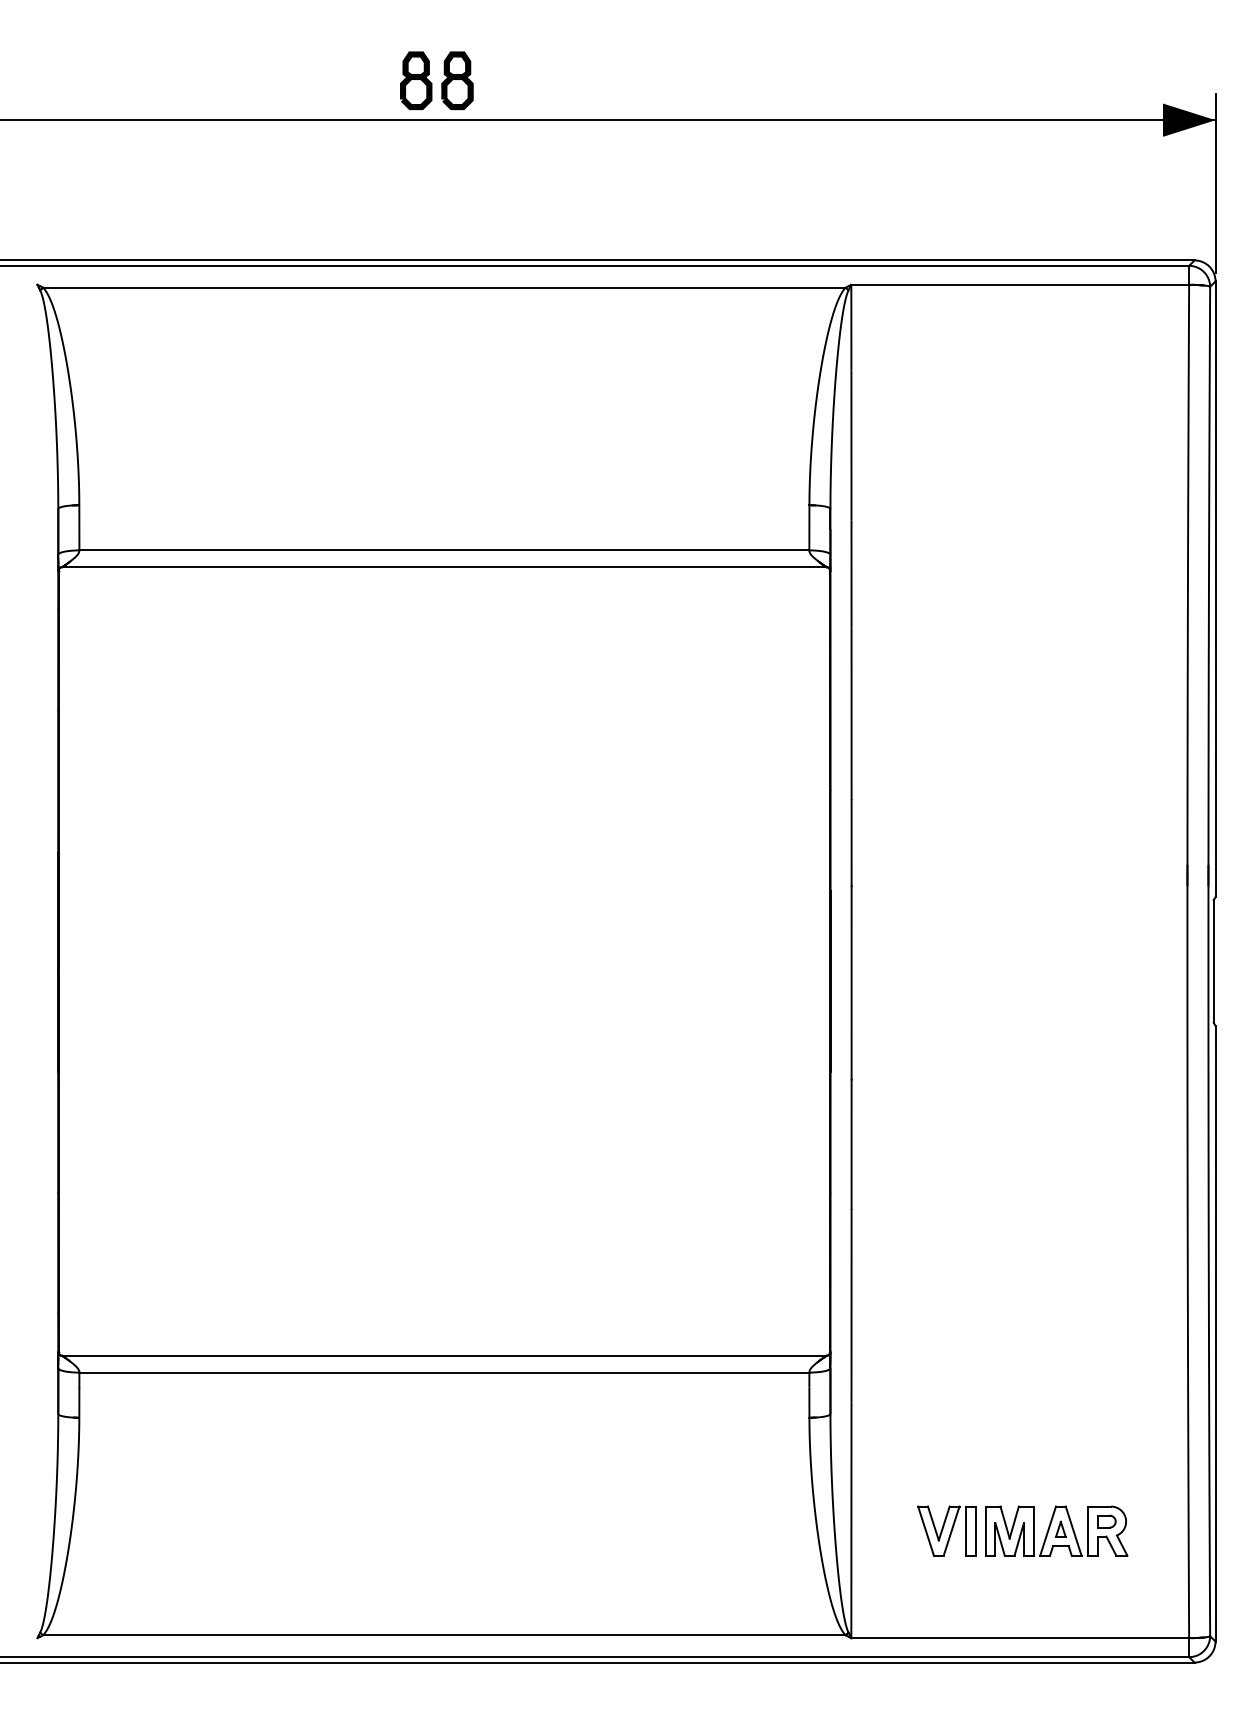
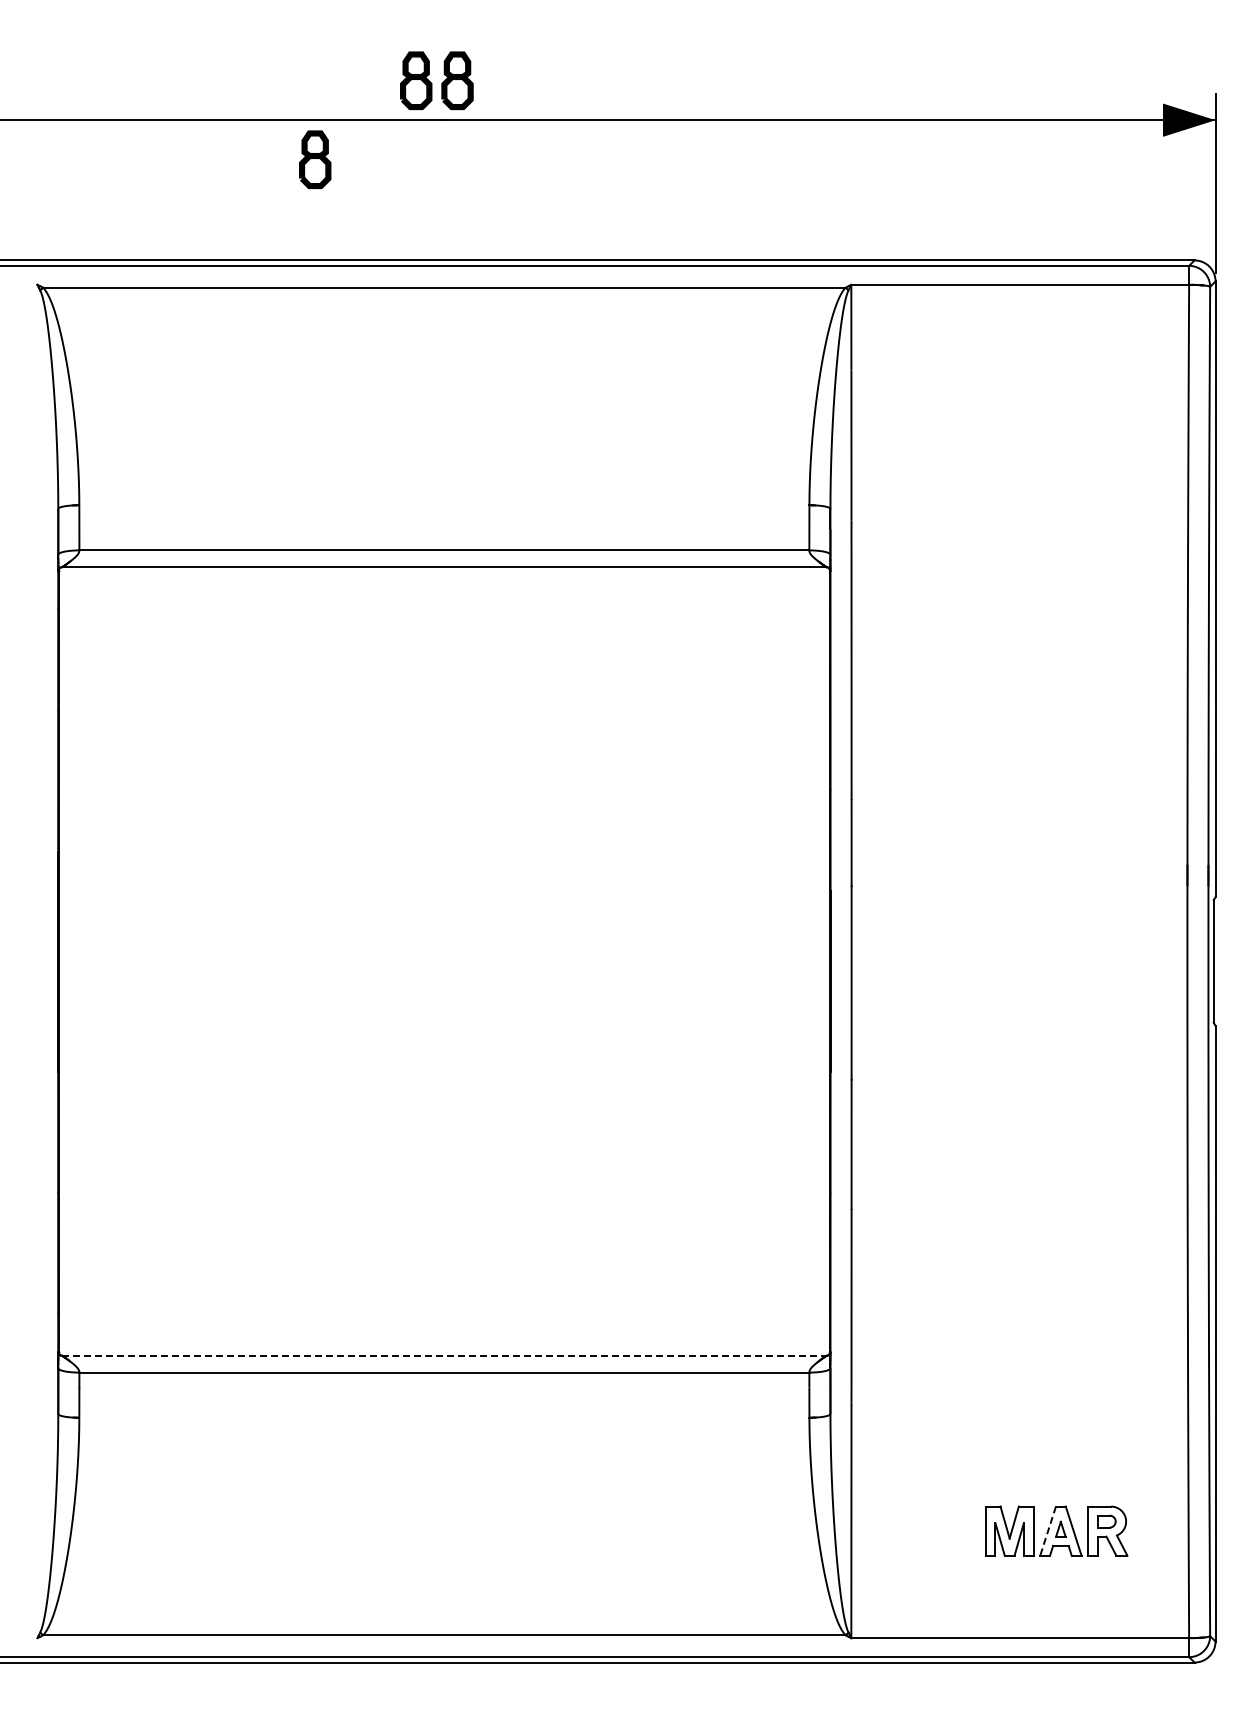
part: none -> present (315, 159)
line: solid -> dashed (444, 1355)
part: present -> none (946, 1530)
line: solid -> dashed (1048, 1531)
